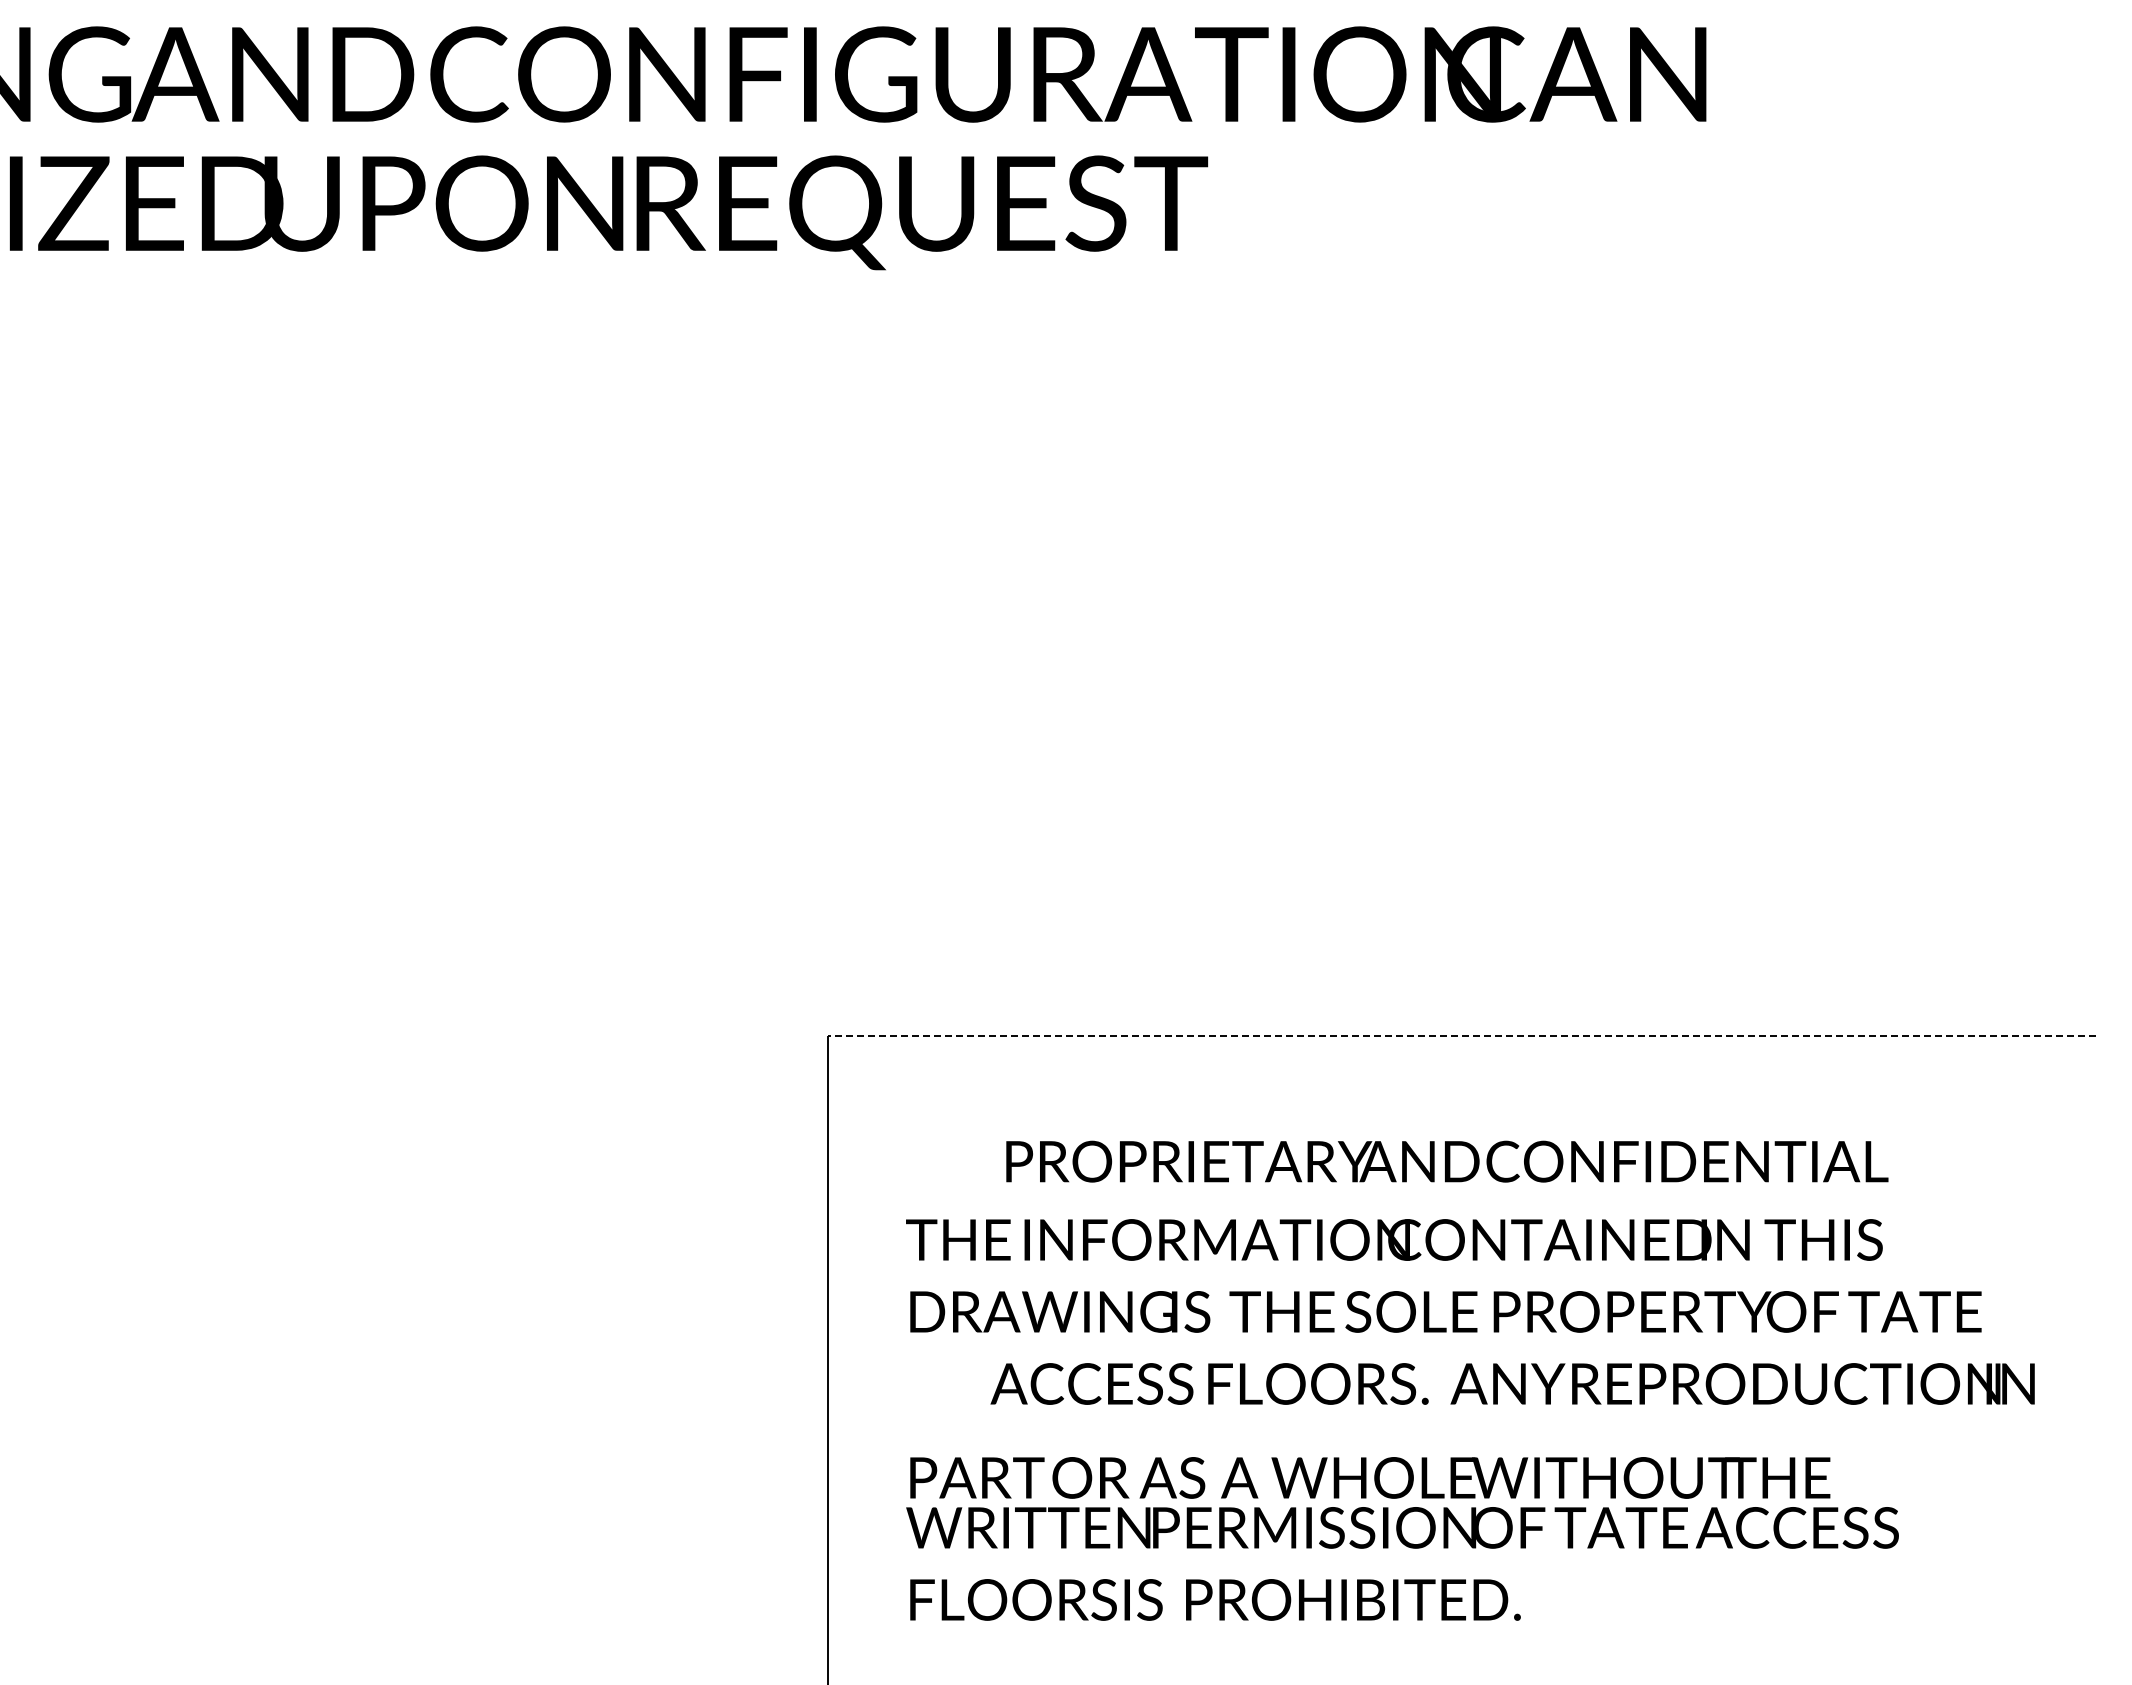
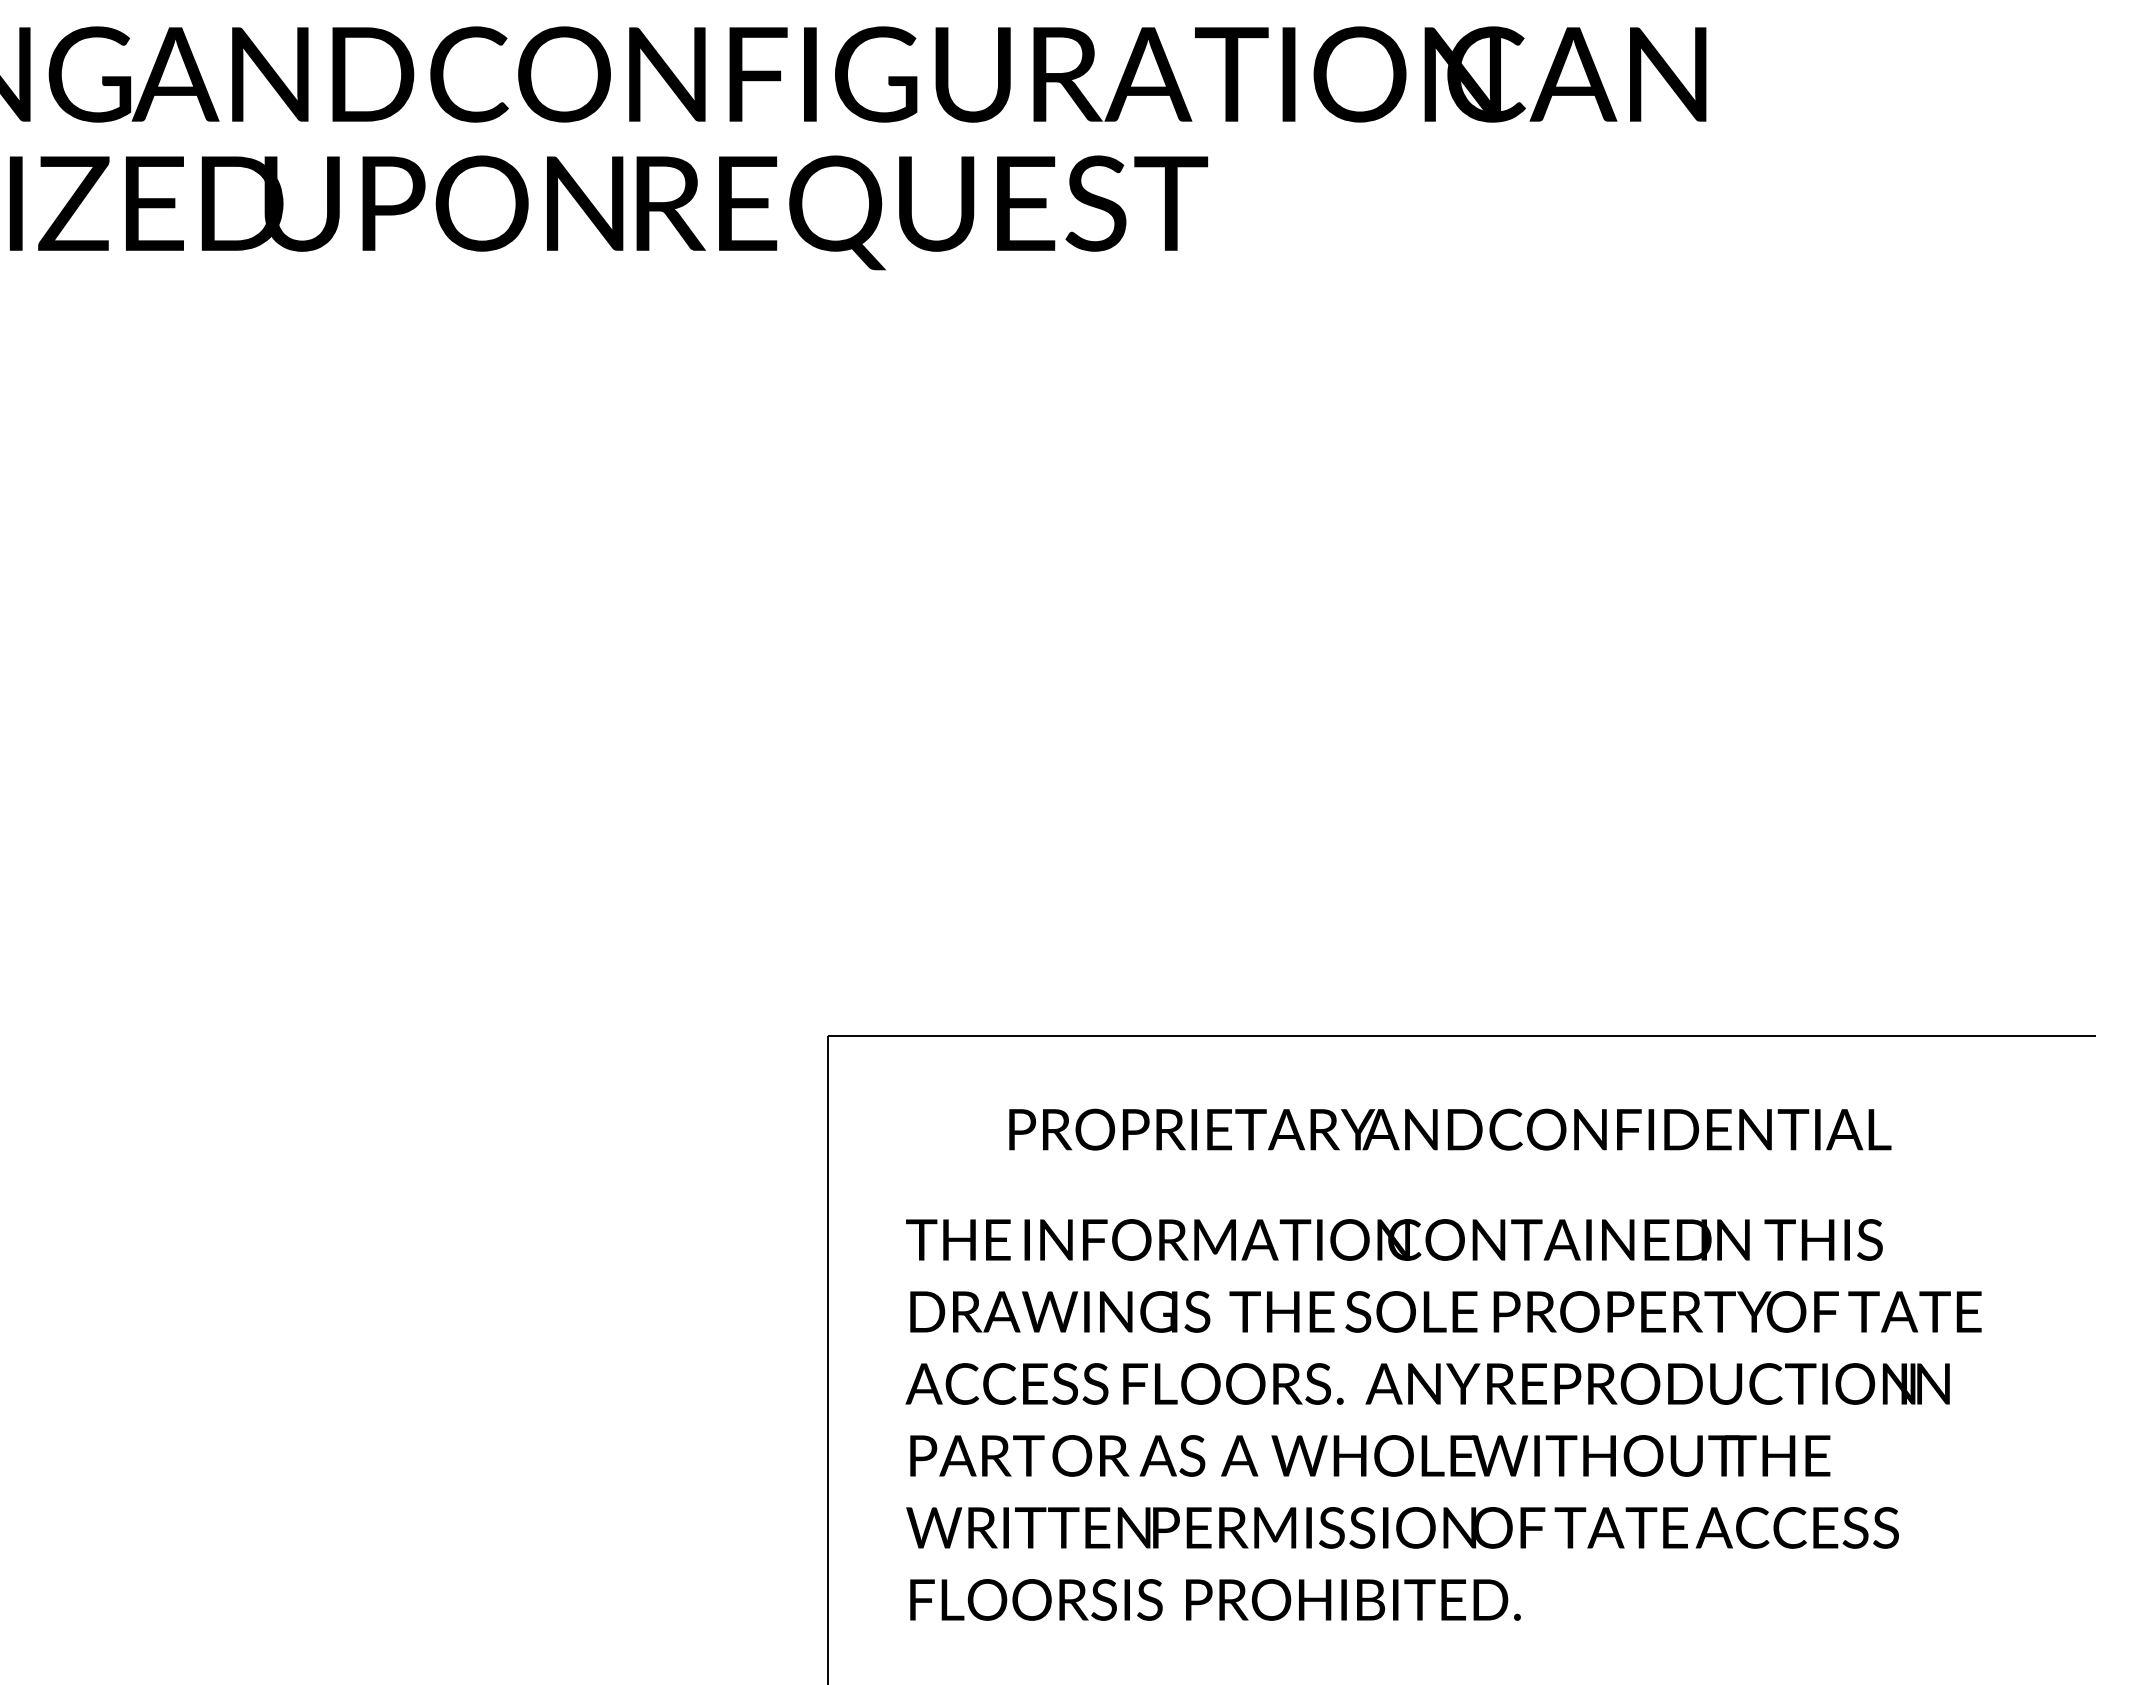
line: dashed -> solid (1461, 1035)
text position: (1447, 1161) -> (1450, 1129) (1450, 1129)
text position: (1512, 1383) -> (1427, 1383) (1427, 1383)
text position: (1370, 1477) -> (1370, 1455) (1370, 1455)
